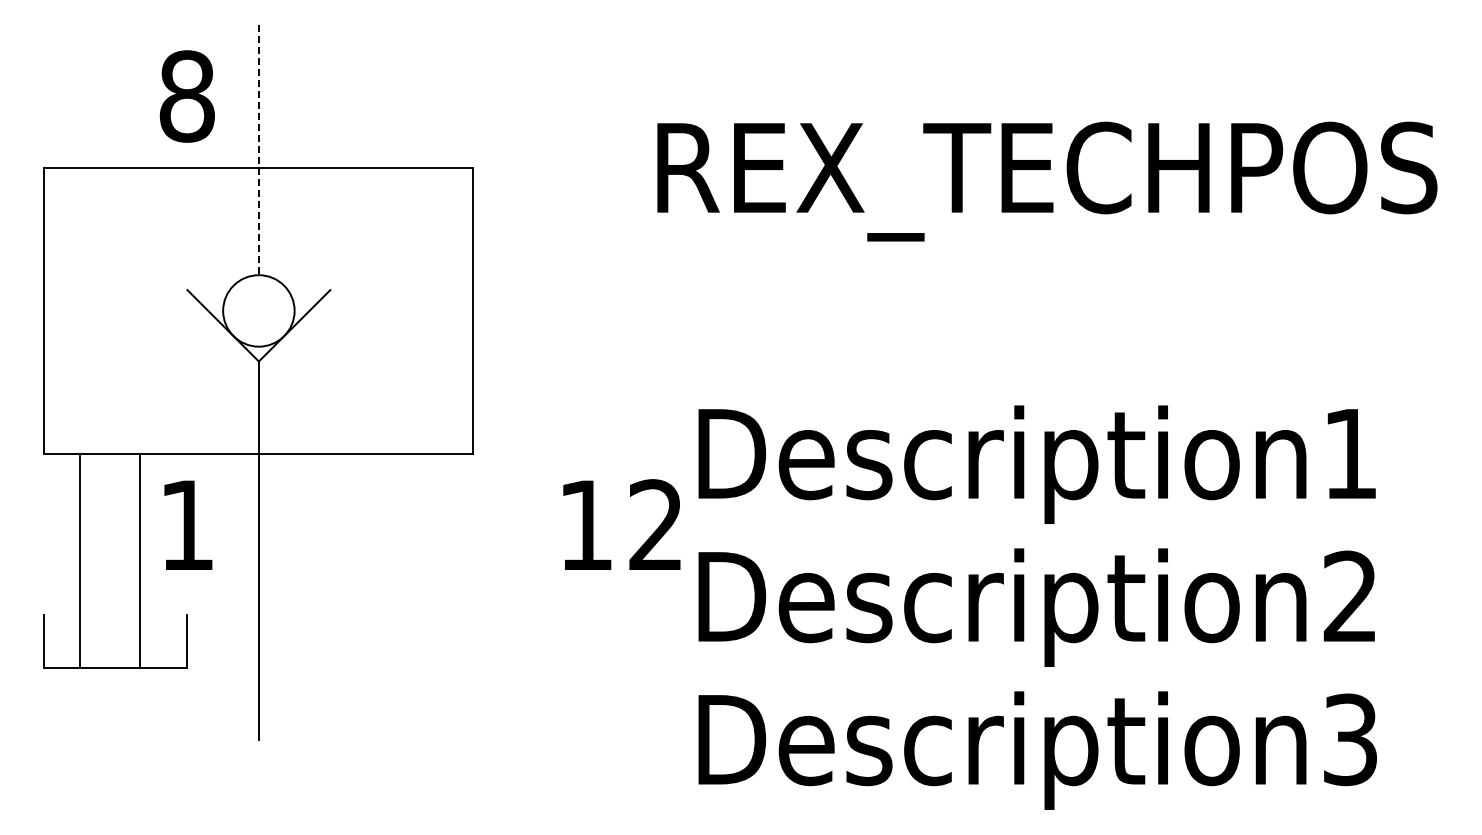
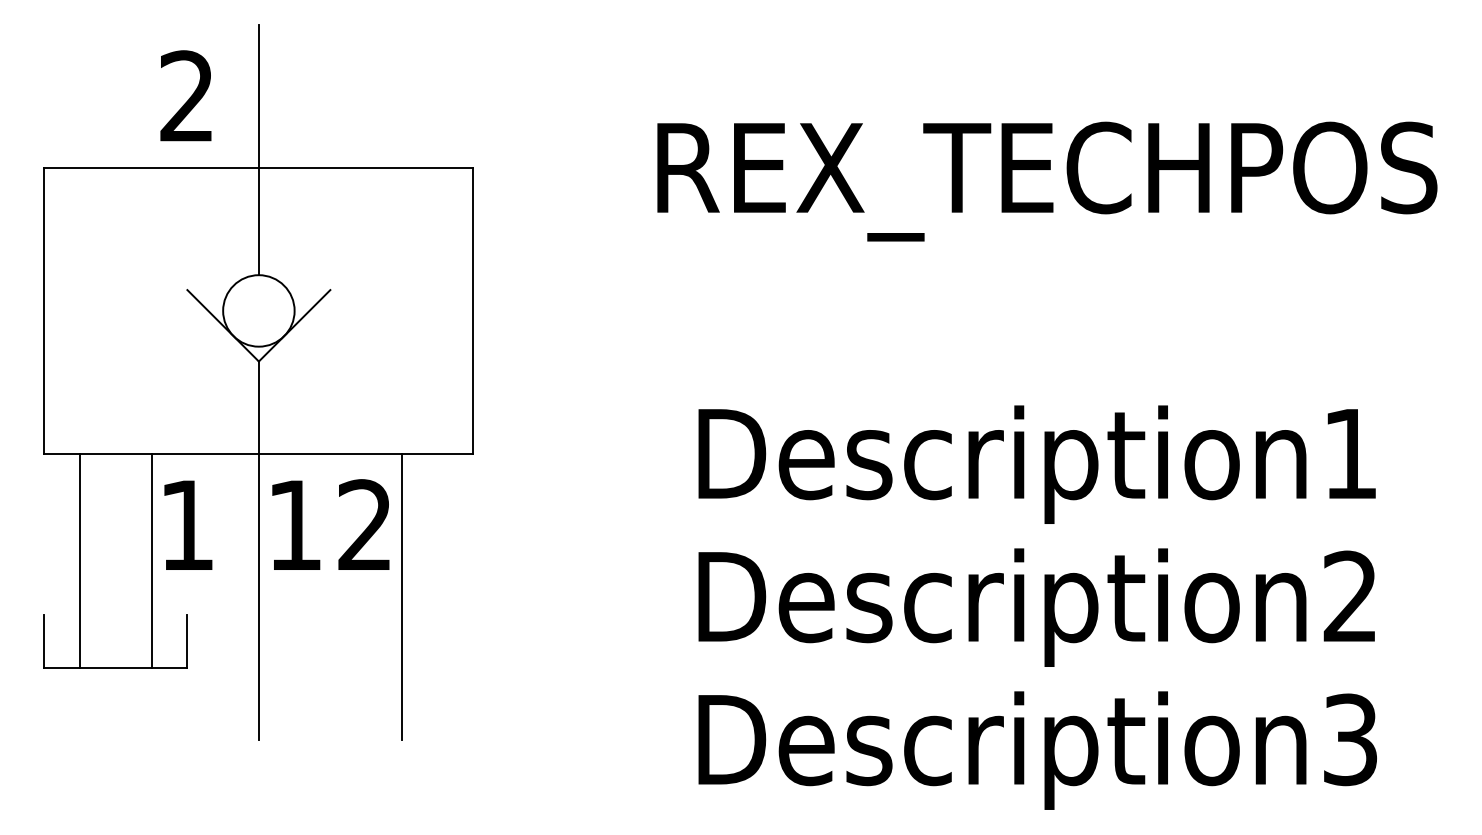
text: 8 -> 2 (186, 96)
line: dashed -> solid (258, 150)
text position: (621, 524) -> (330, 524) (330, 524)
line position: (139, 560) -> (151, 560) (151, 560)
line: none -> present (401, 596)
